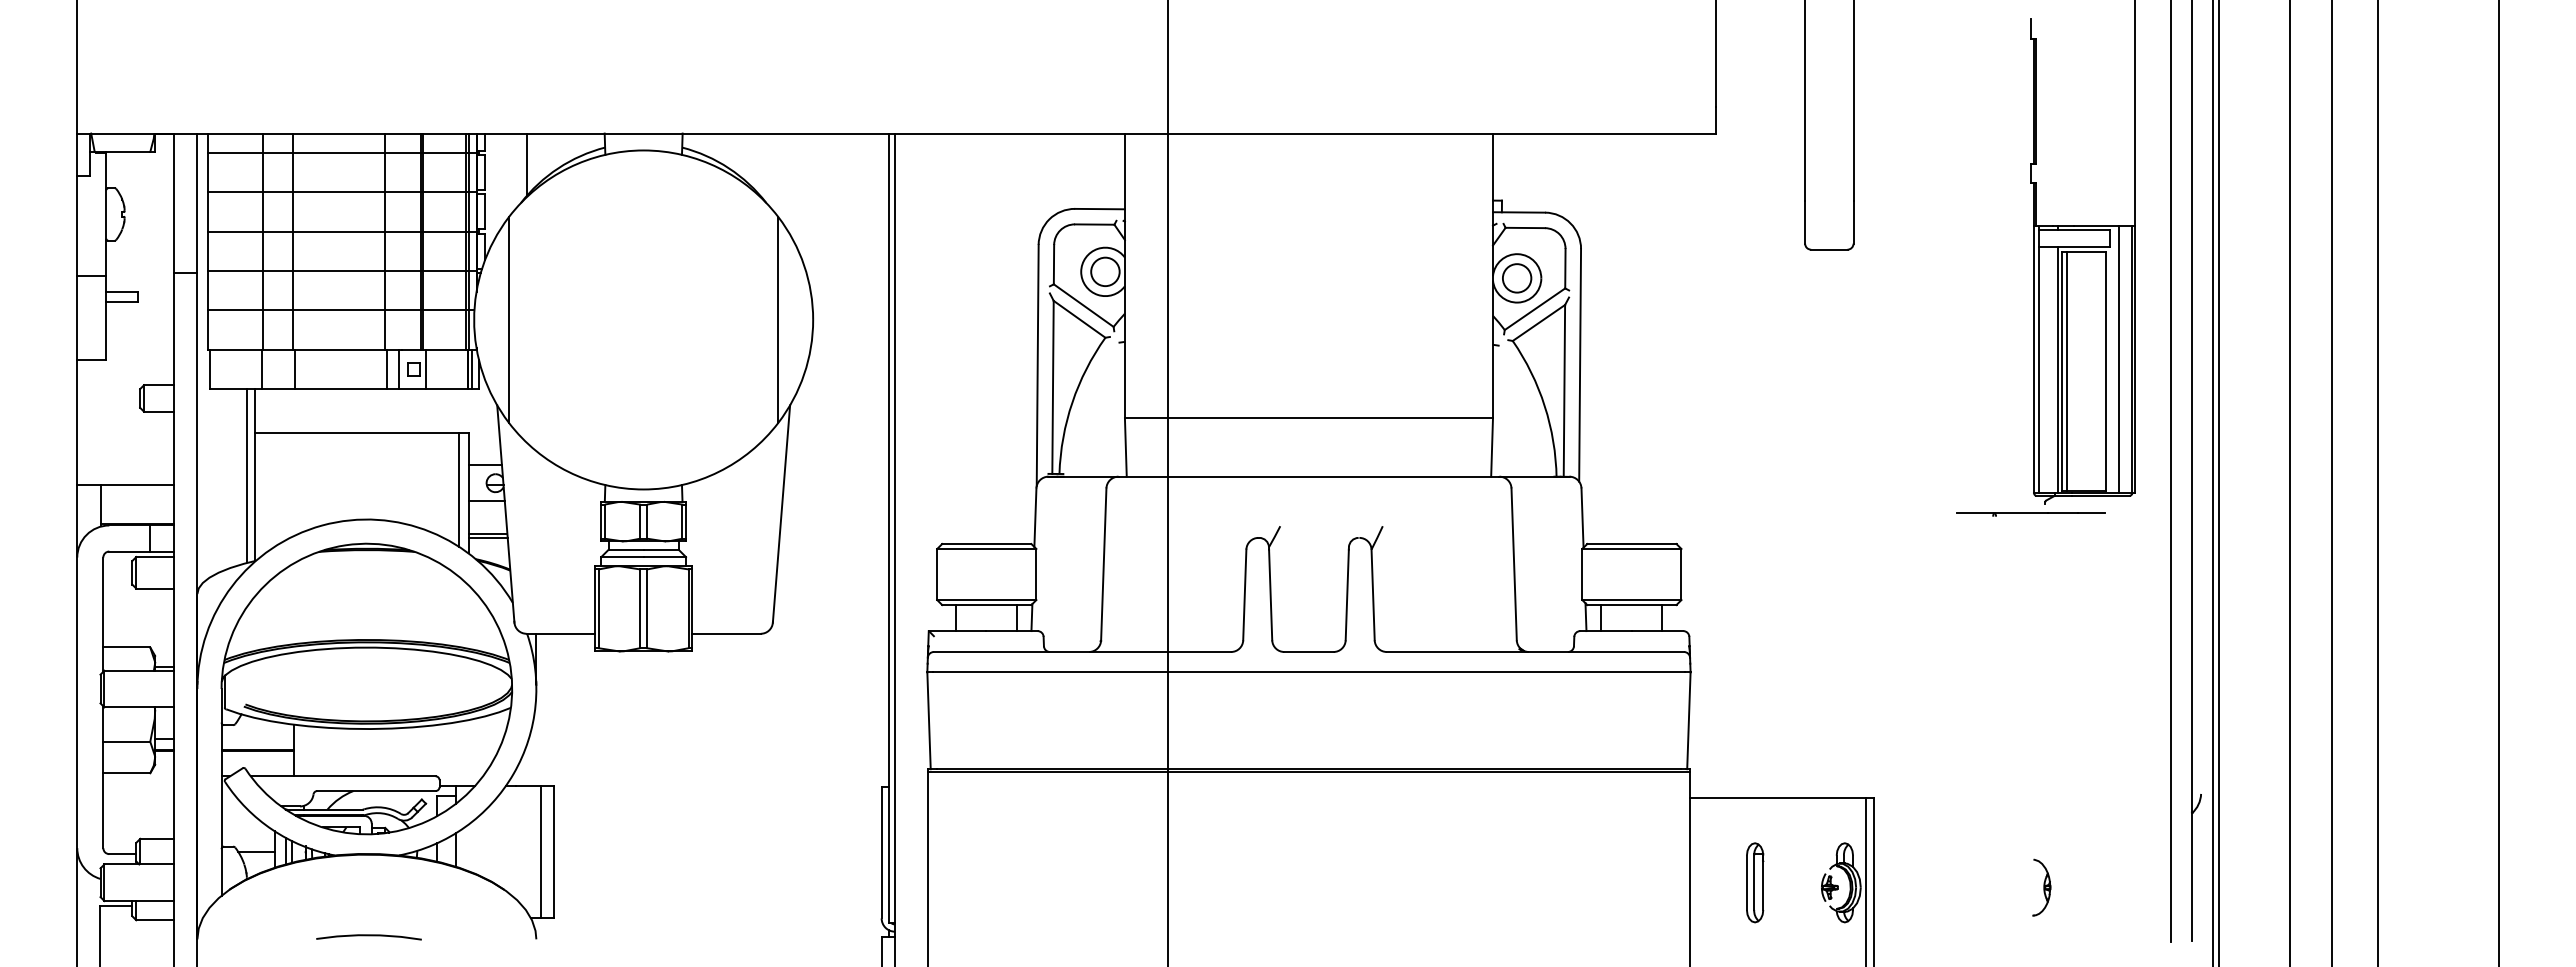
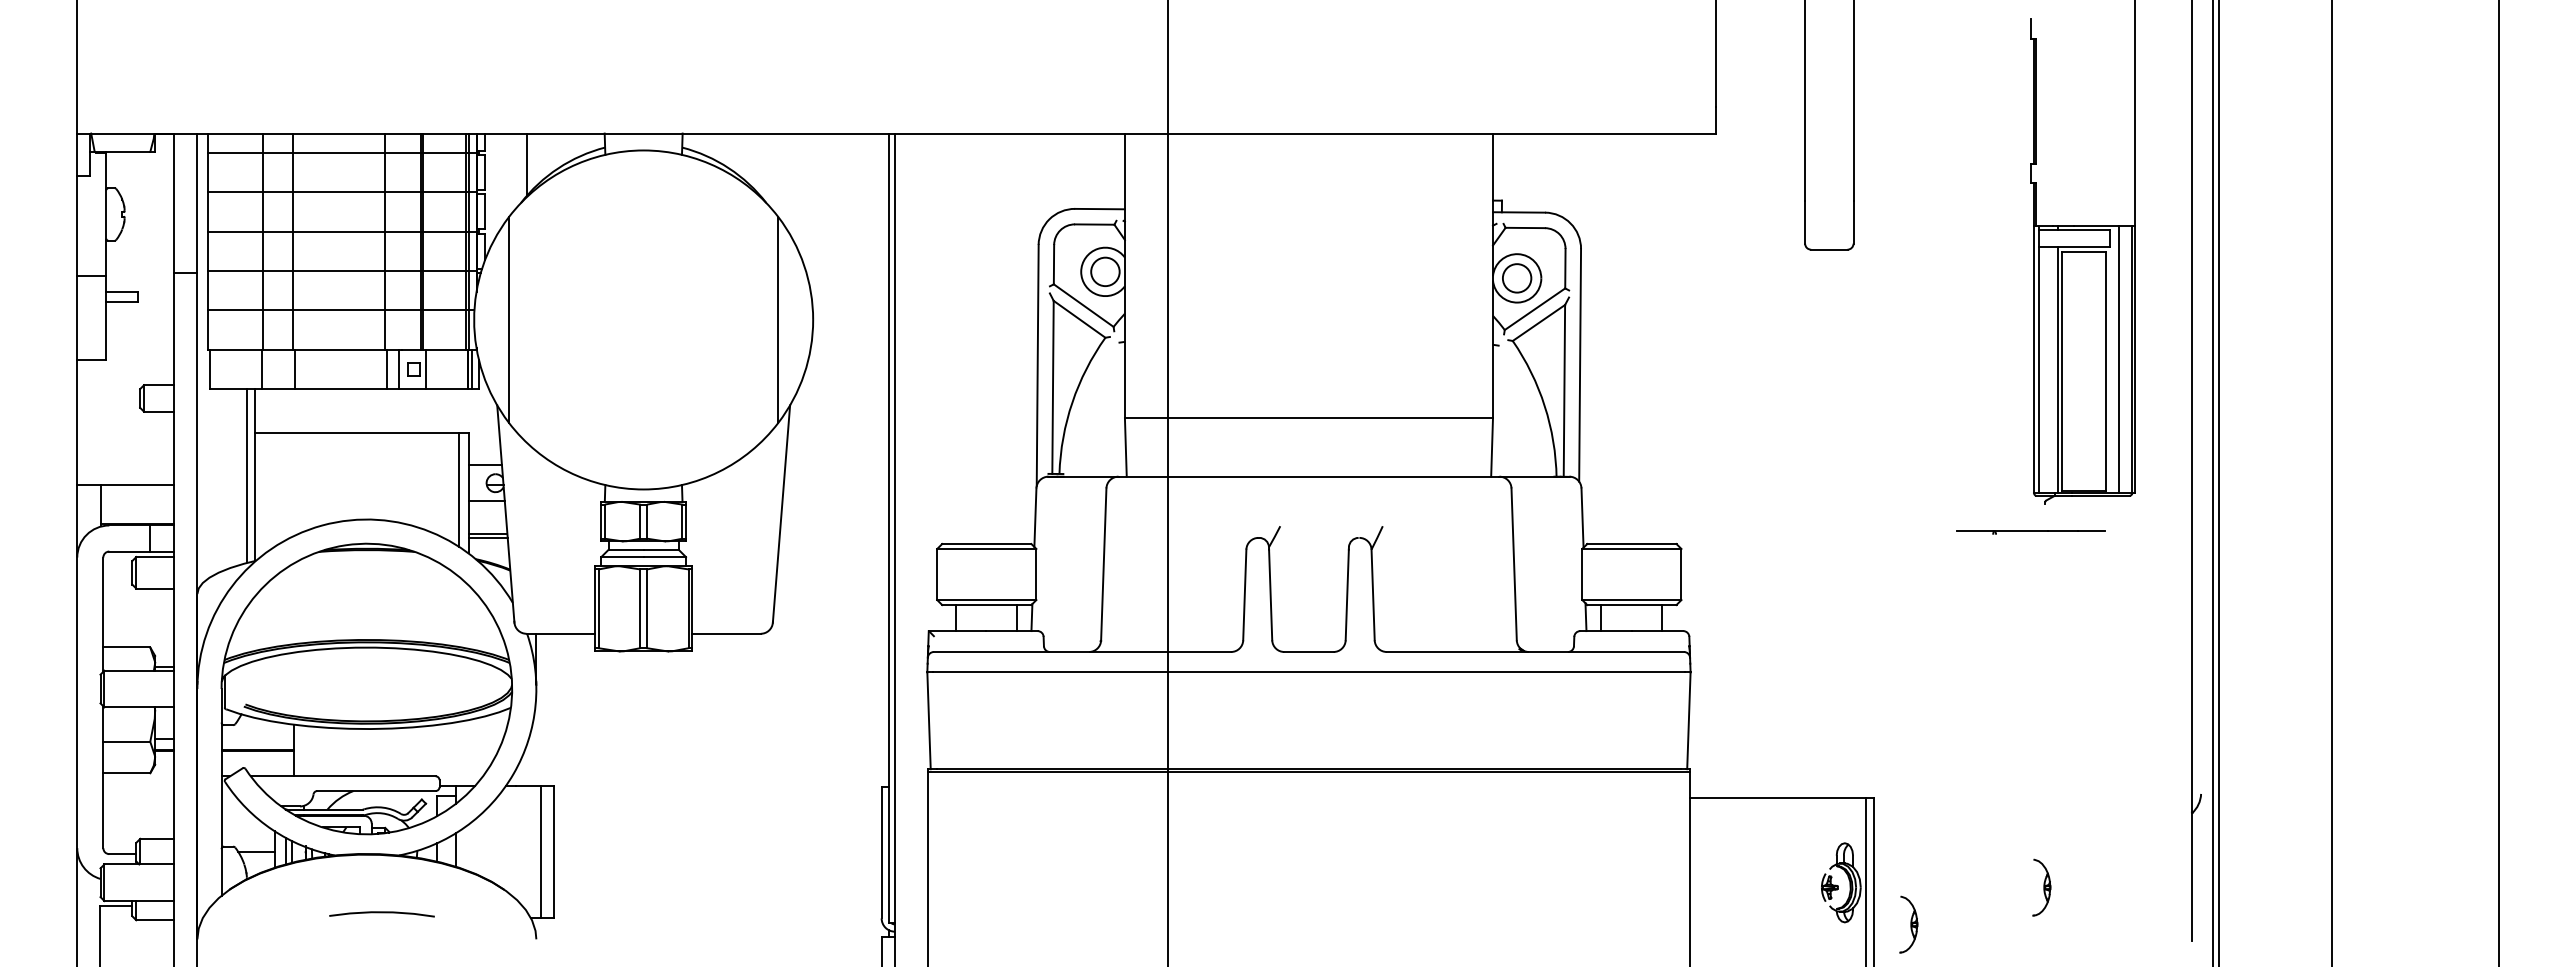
line: present -> none (2067, 371)
line: present -> none (2171, 471)
line: present -> none (2289, 482)
line: present -> none (2377, 482)
part position: (2030, 514) -> (2030, 532) (2030, 532)
part: present -> none (1755, 882)
part: none -> present (1908, 924)
curve position: (368, 936) -> (381, 913) (381, 913)
